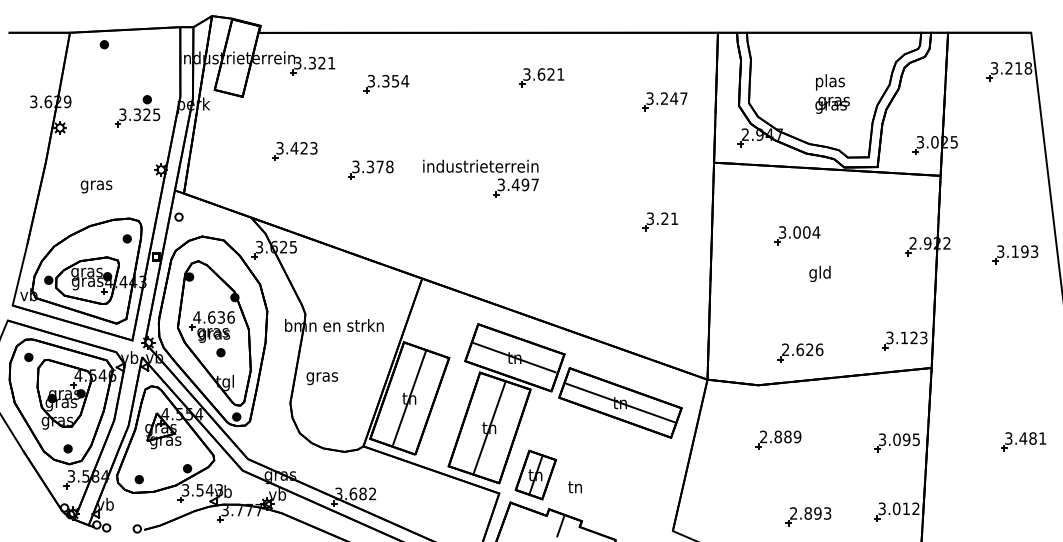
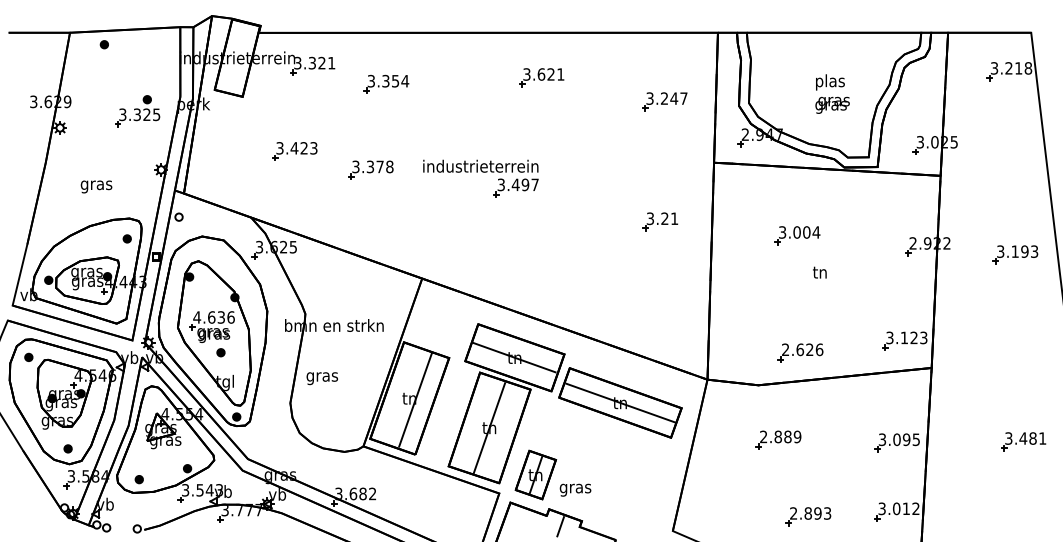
text: gld -> tn (819, 273)
line position: (409, 397) -> (415, 399) (415, 399)
text: tn -> gras (575, 488)
